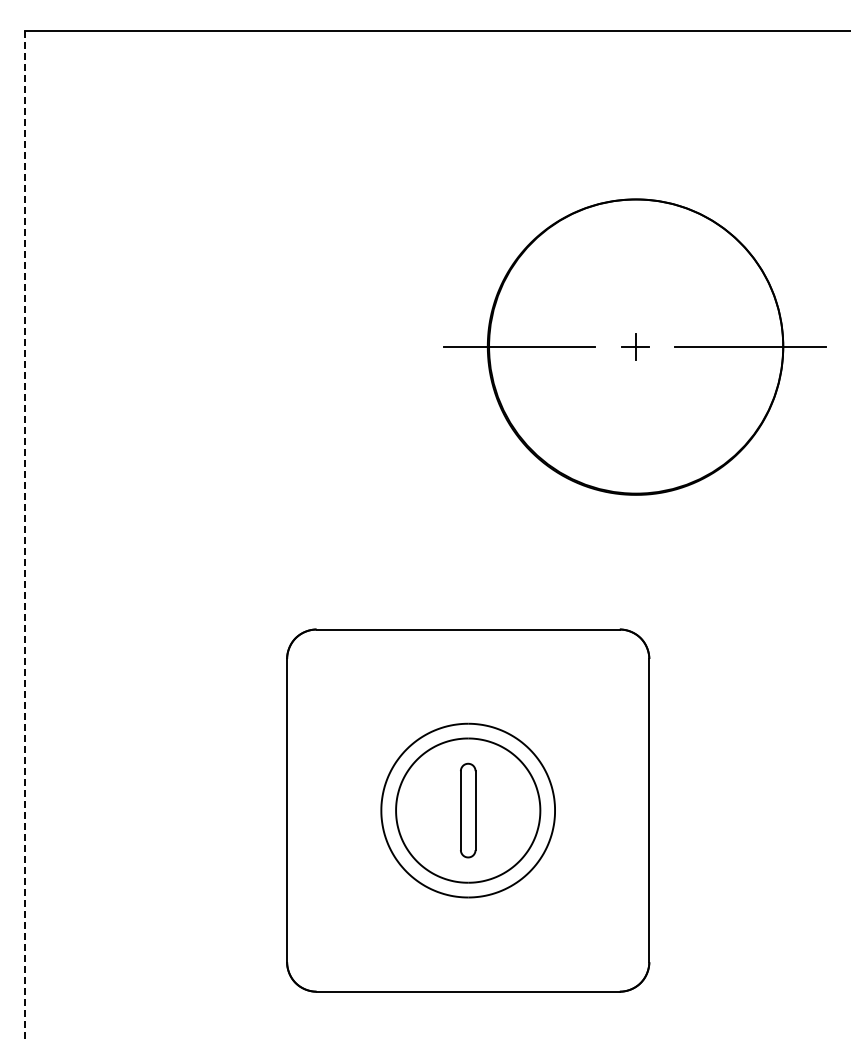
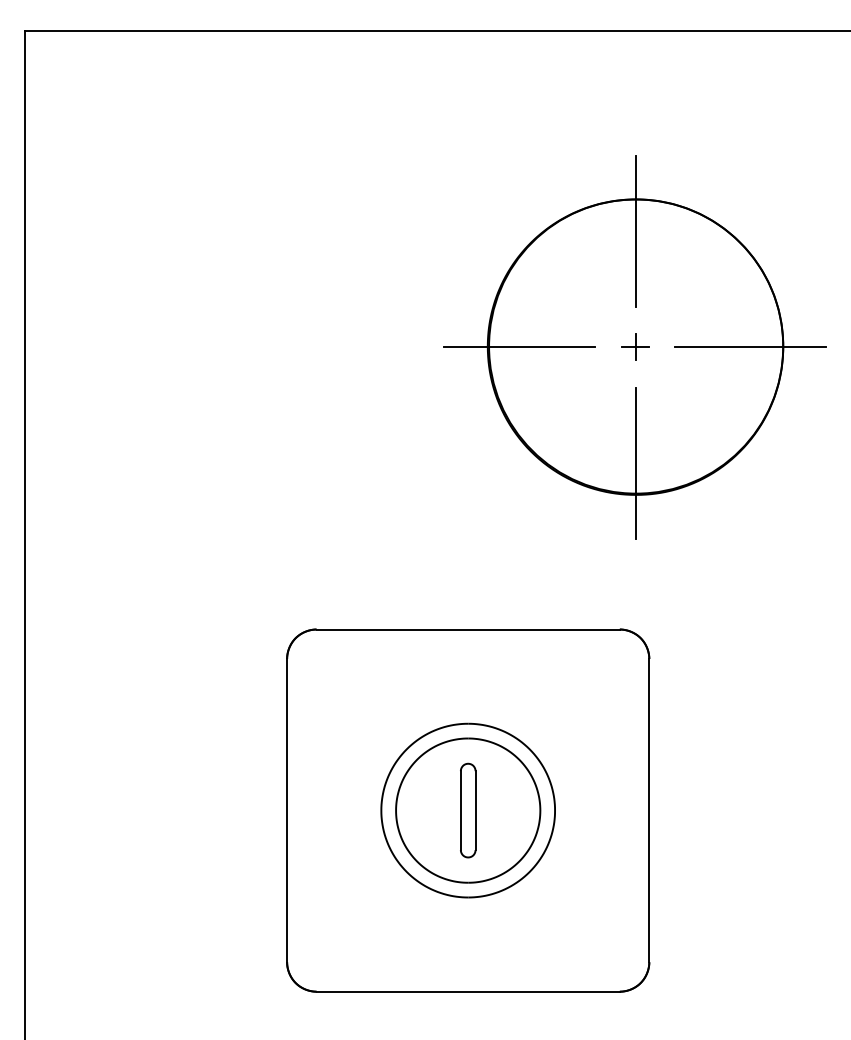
line: none -> present (636, 230)
line: none -> present (636, 462)
line: dashed -> solid (25, 535)
